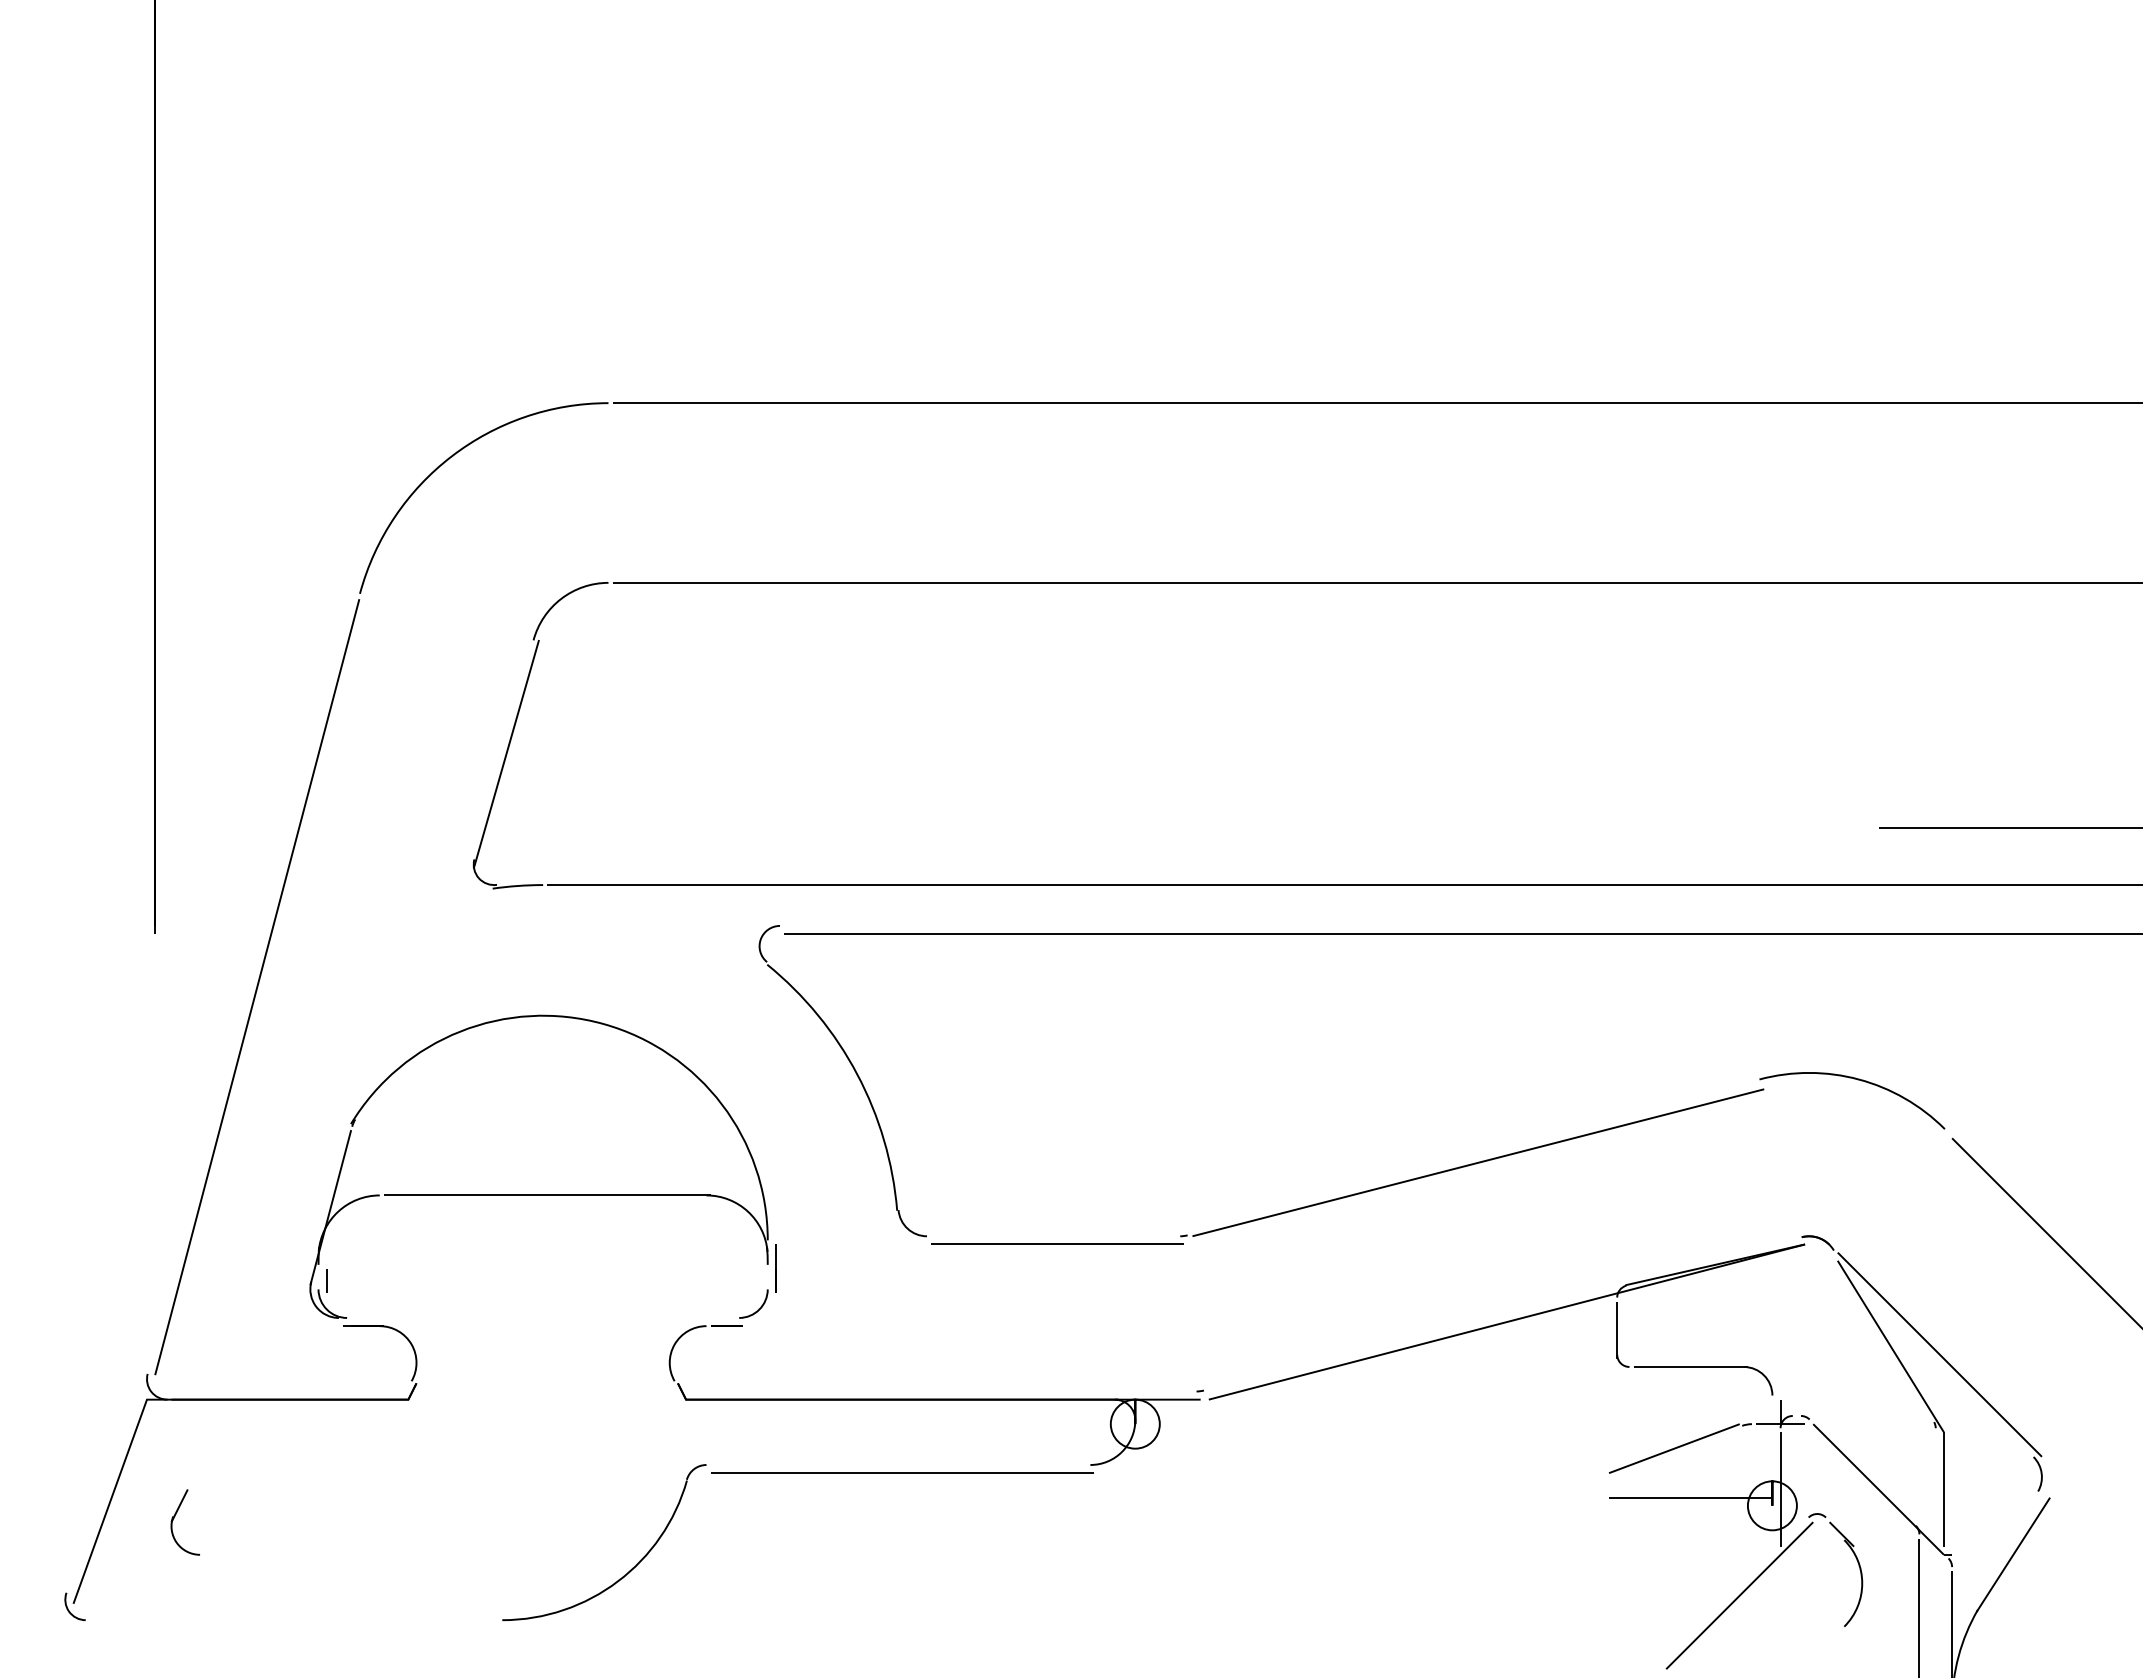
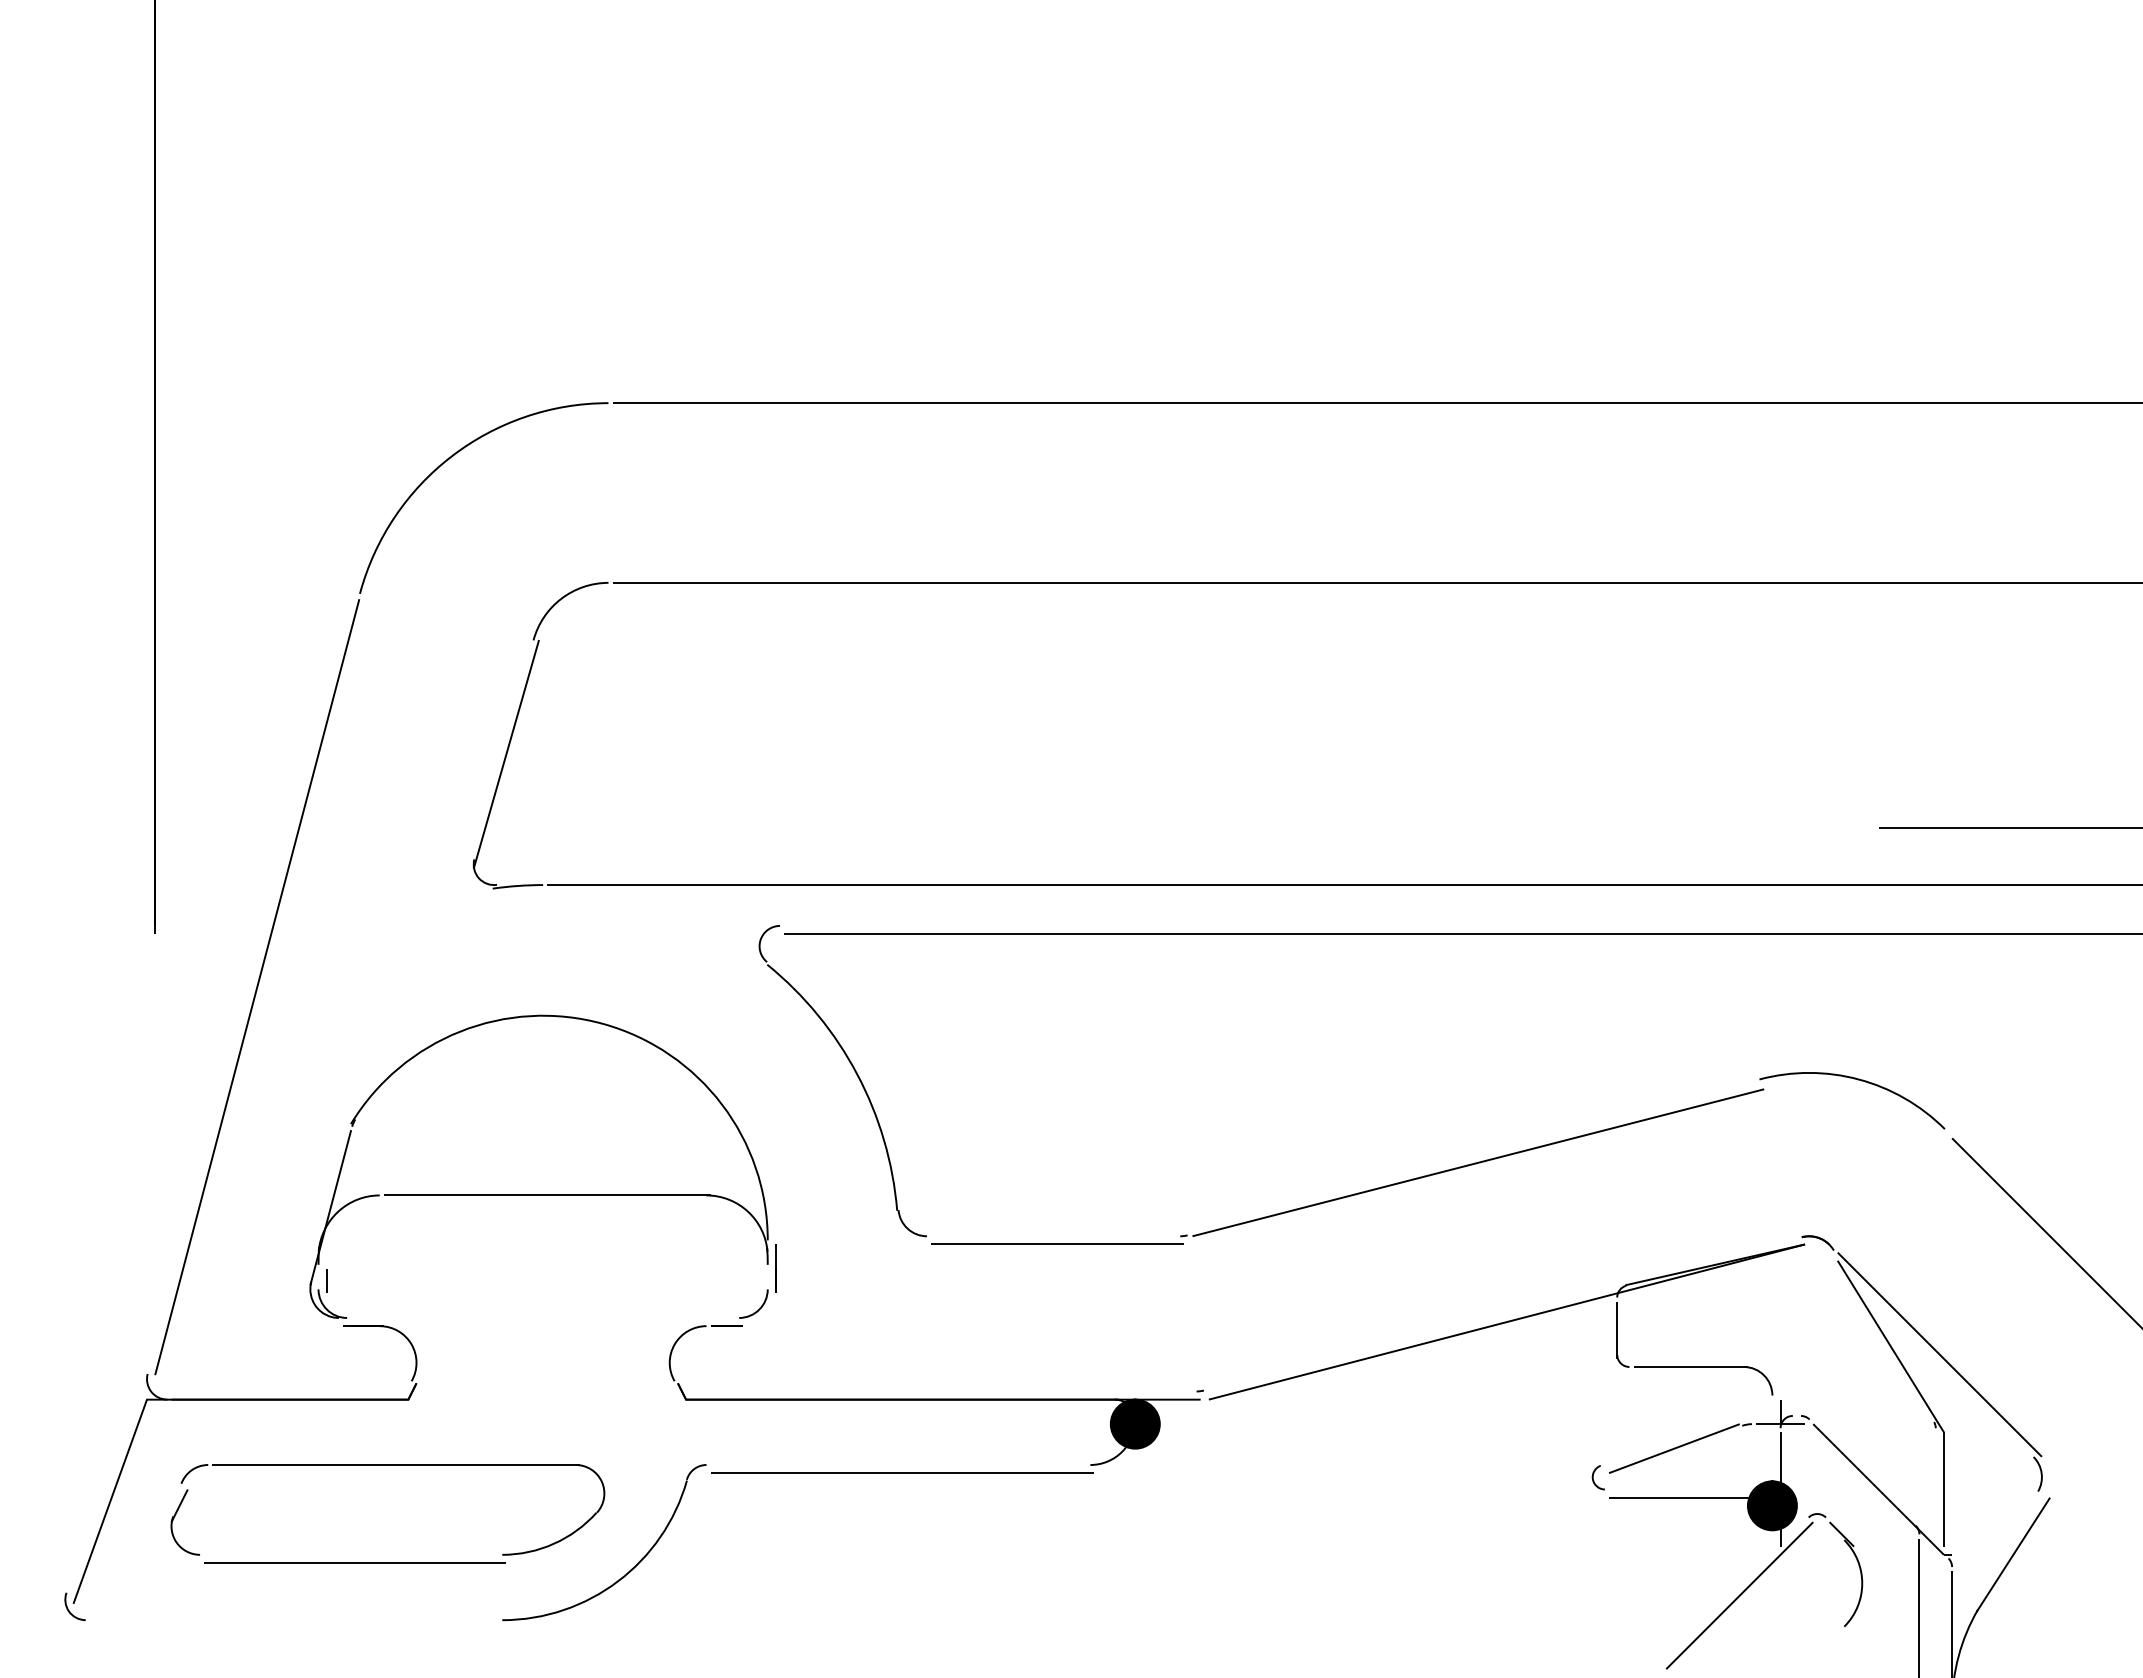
fill: none -> present (1134, 1423)
part: none -> present (392, 1465)
curve: none -> present (1593, 1477)
fill: none -> present (1771, 1505)
